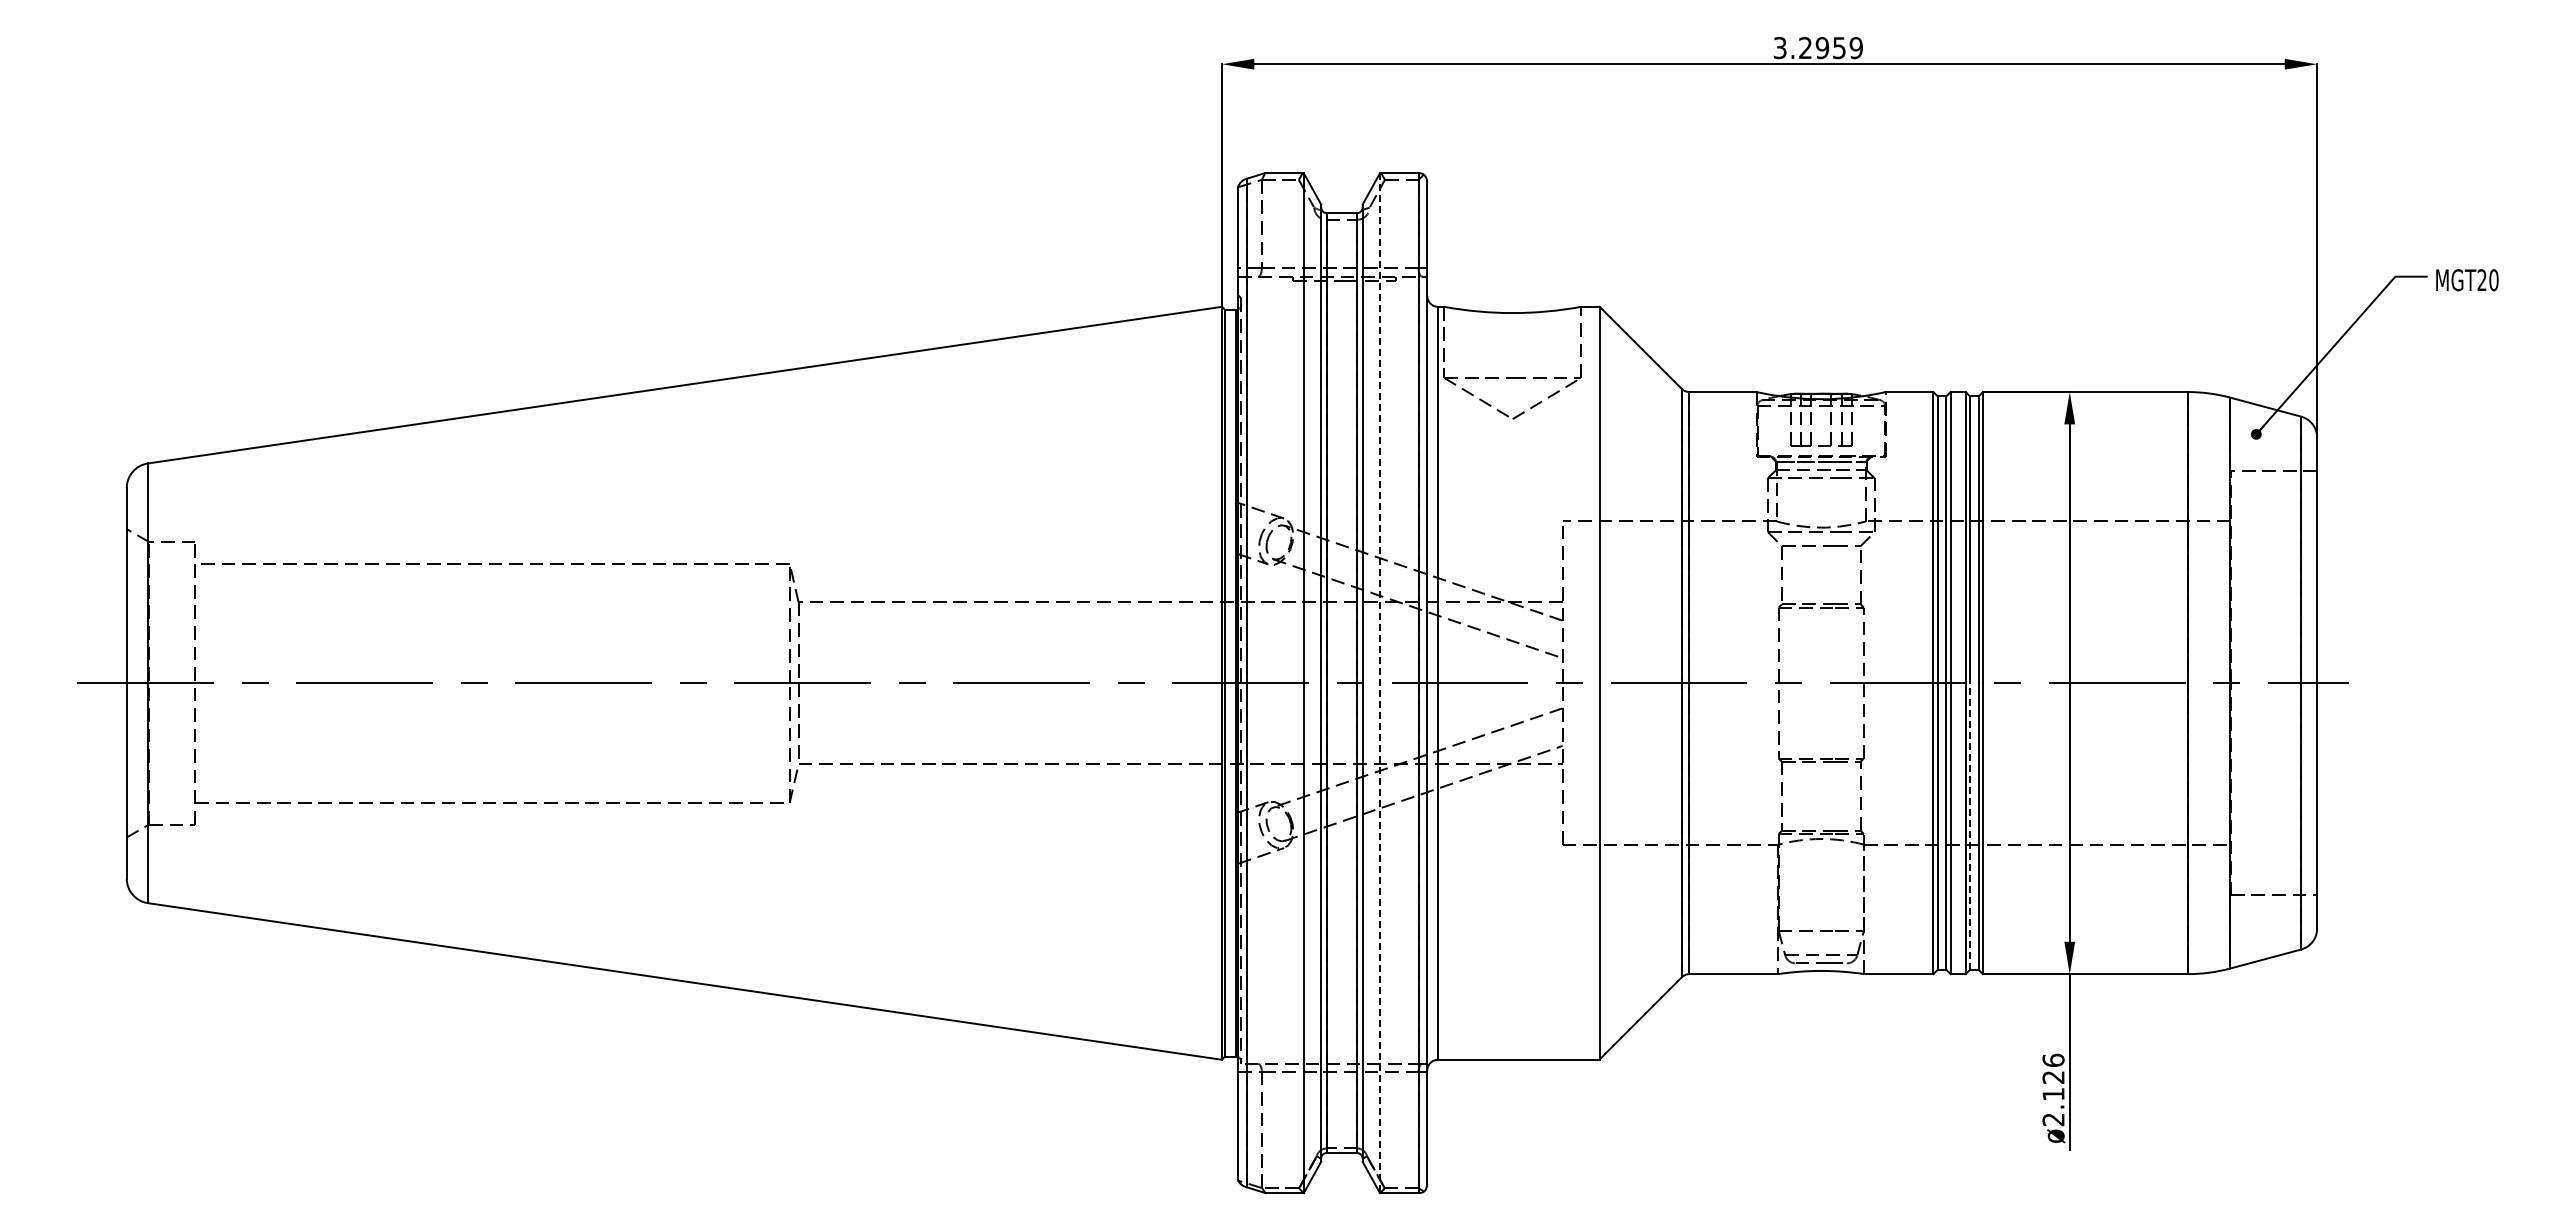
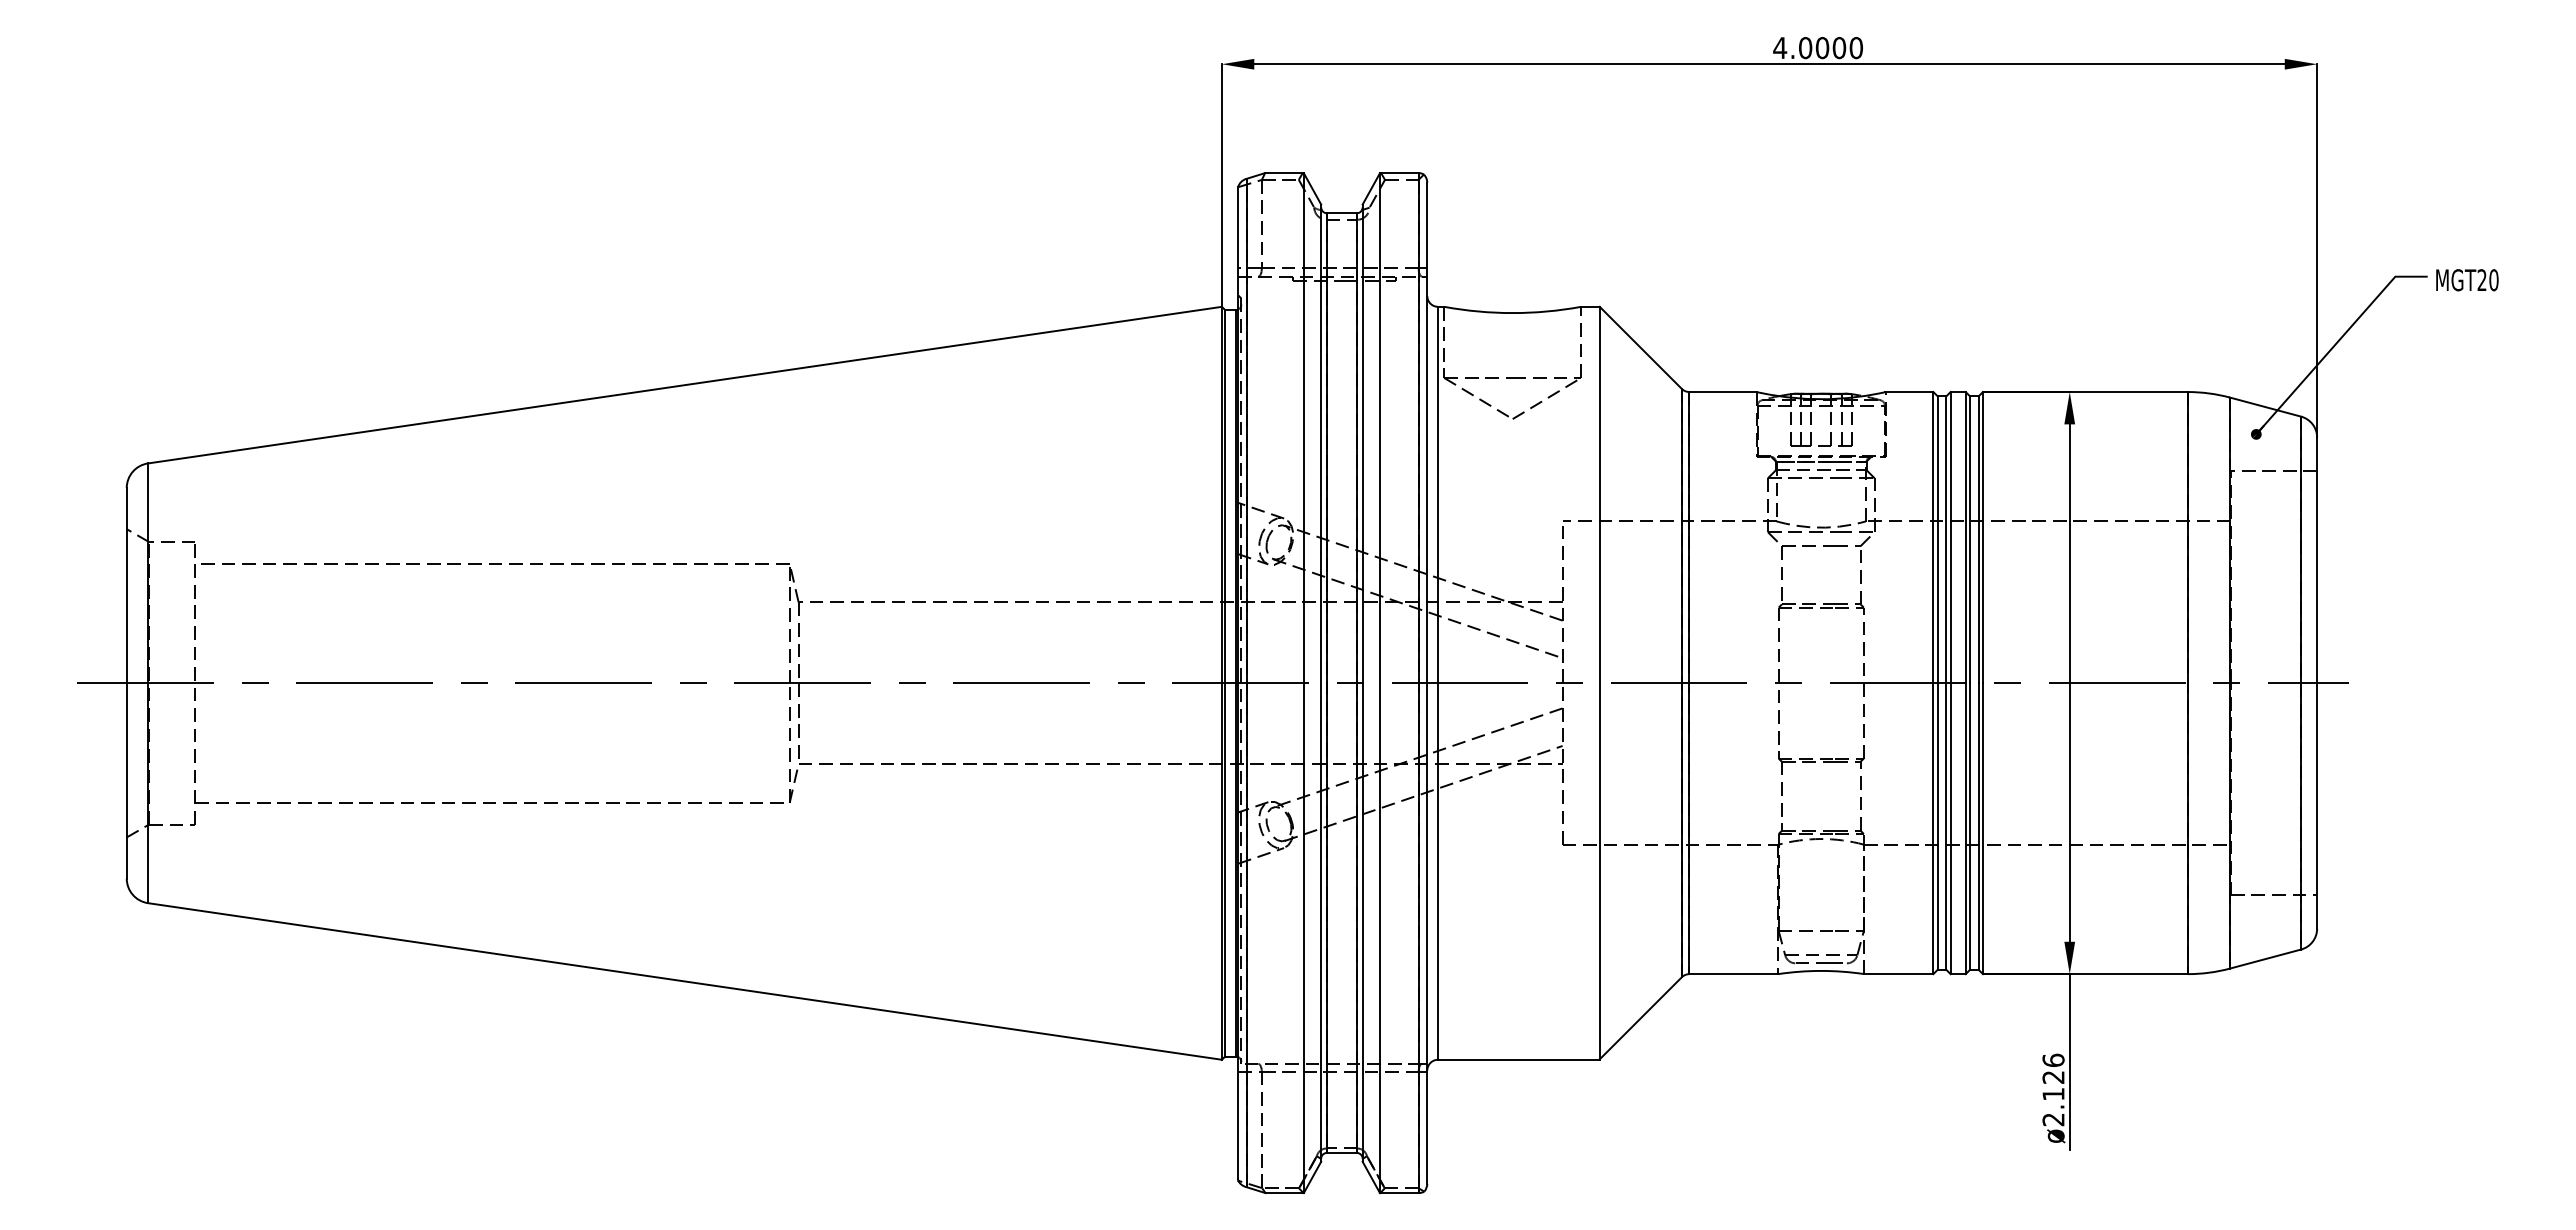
text: 3.2959 -> 4.0000 (1818, 48)
line: dashed -> solid (1379, 683)
line: dashed -> solid (1970, 825)
